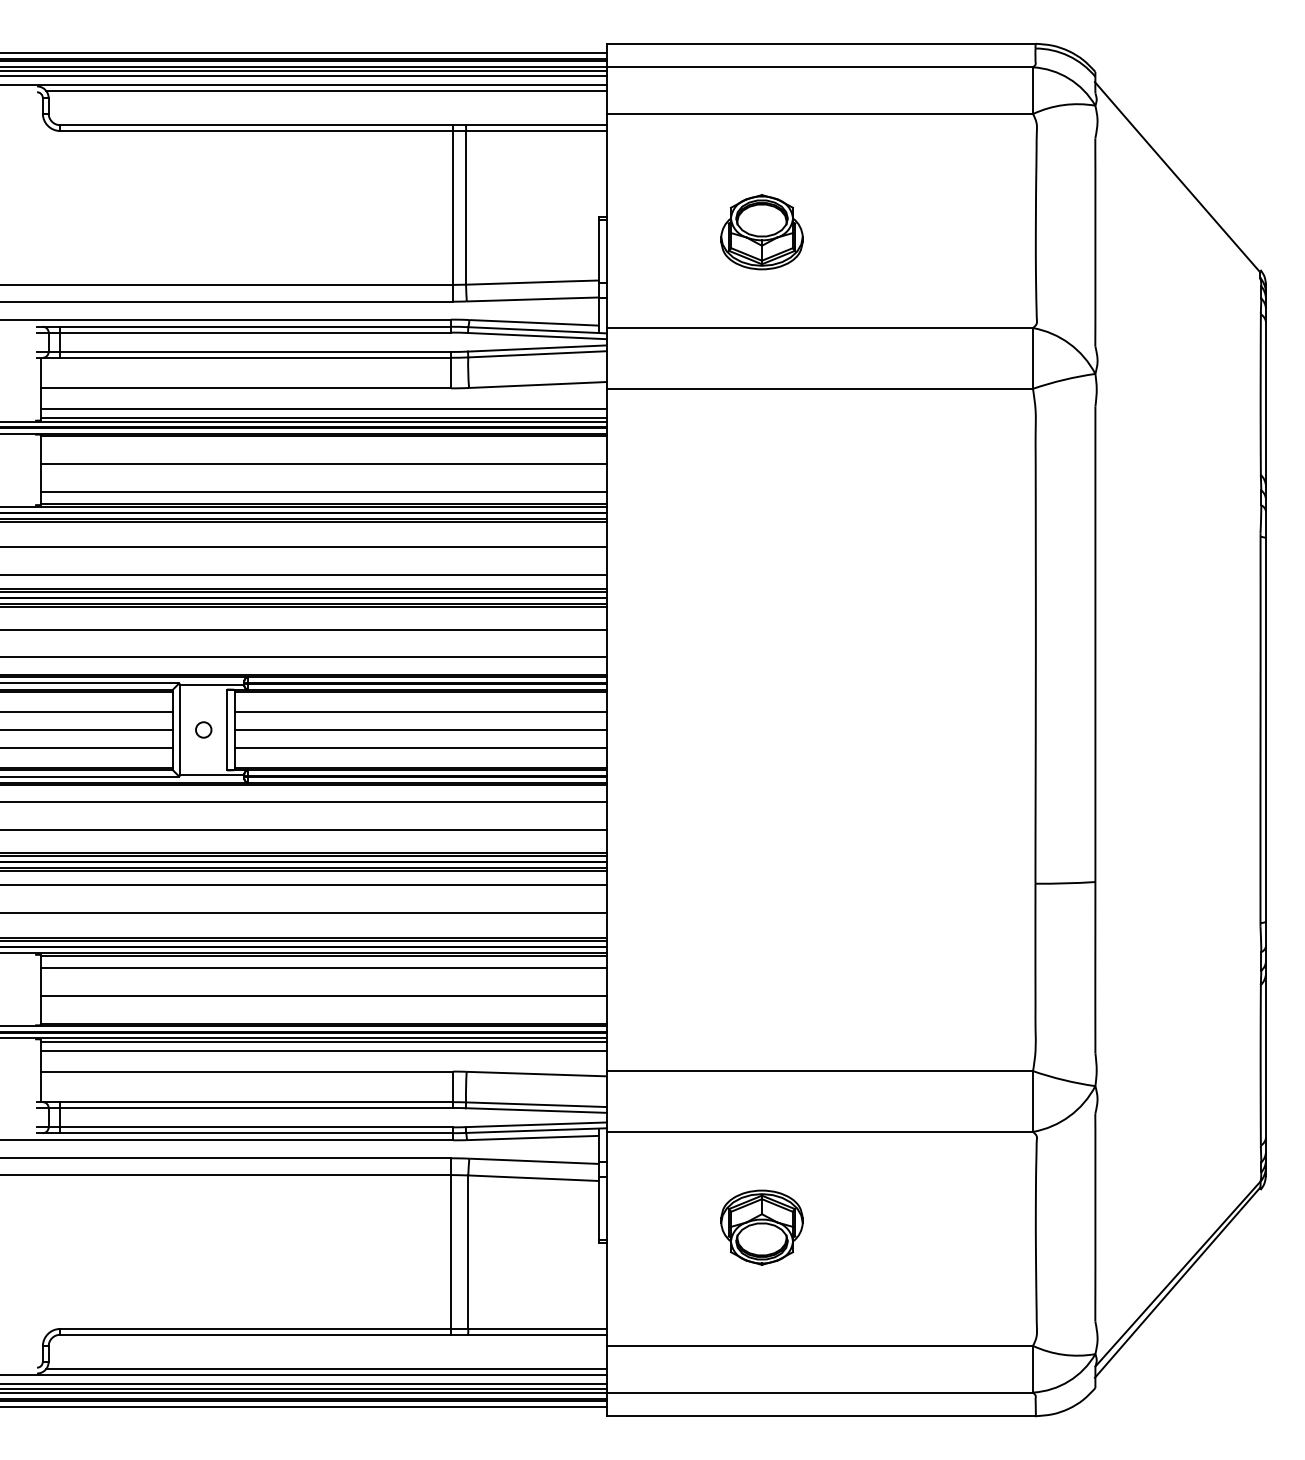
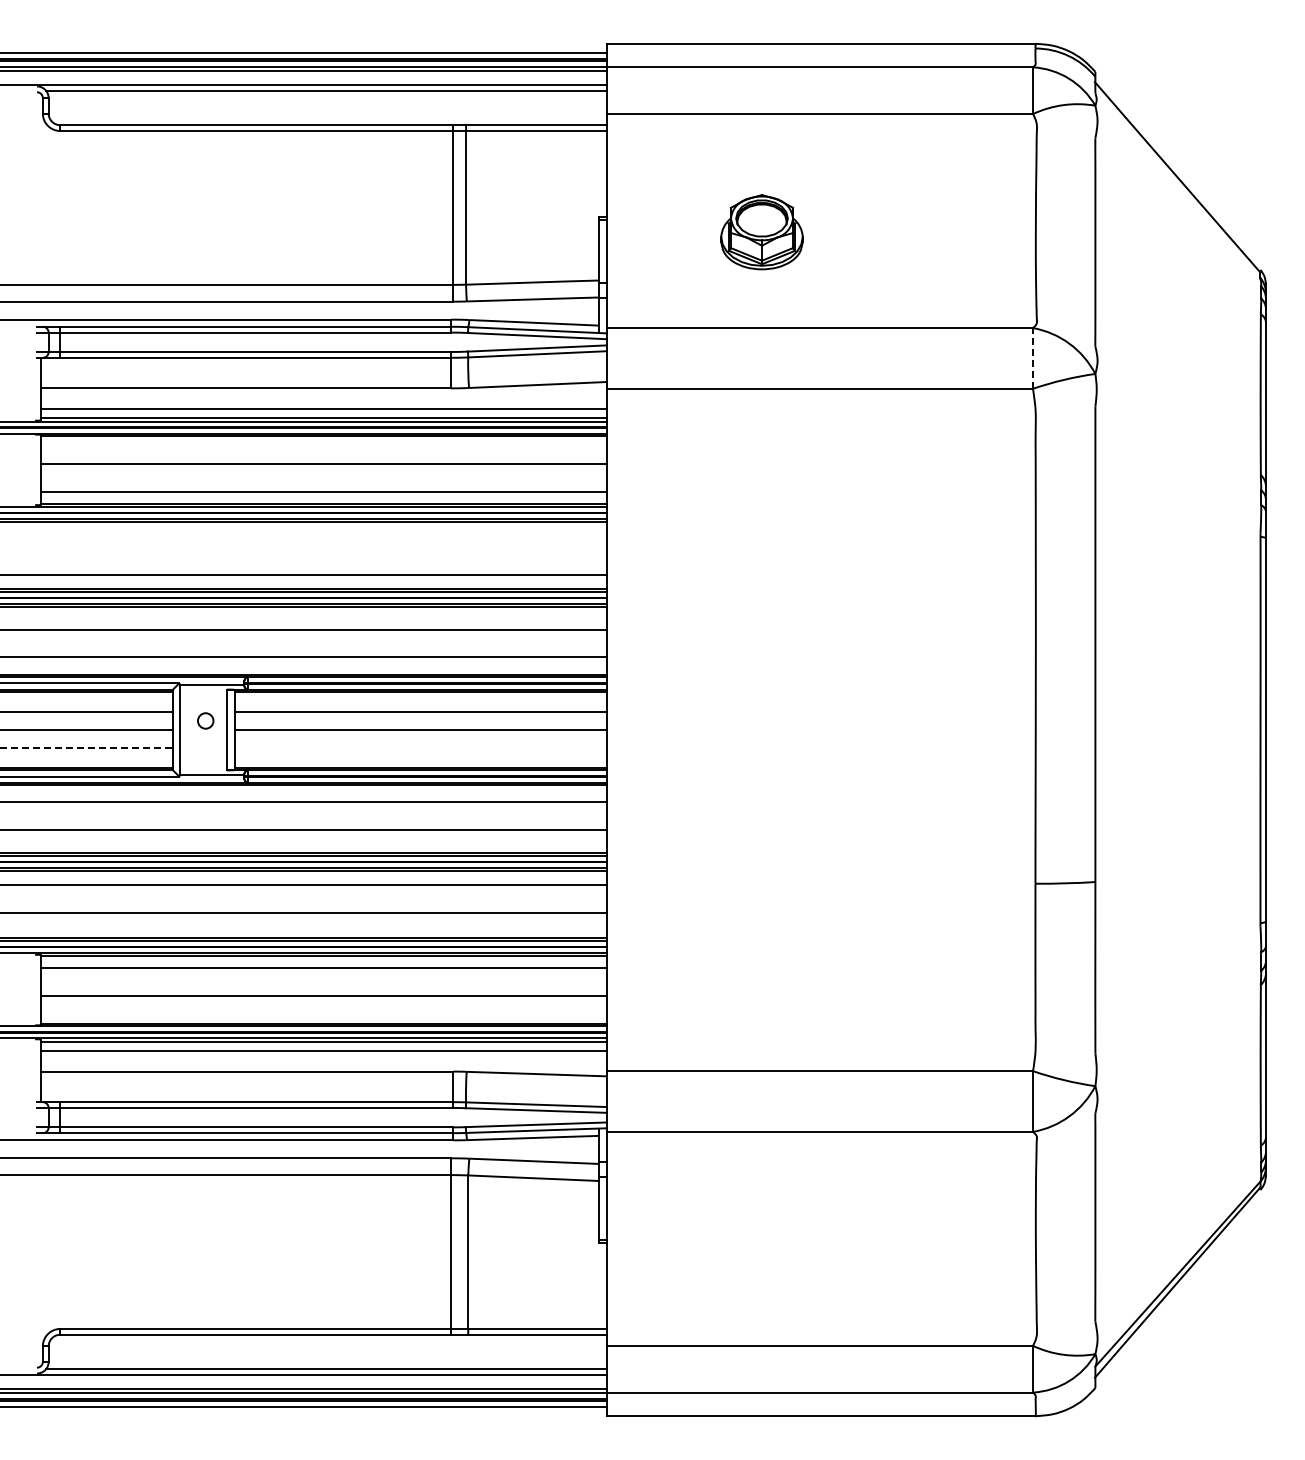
line: present -> none (304, 76)
line: solid -> dashed (1032, 357)
line: present -> none (304, 546)
part position: (203, 729) -> (205, 720) (205, 720)
line: solid -> dashed (86, 747)
line: present -> none (420, 747)
part: present -> none (761, 1227)
line: present -> none (304, 1383)
